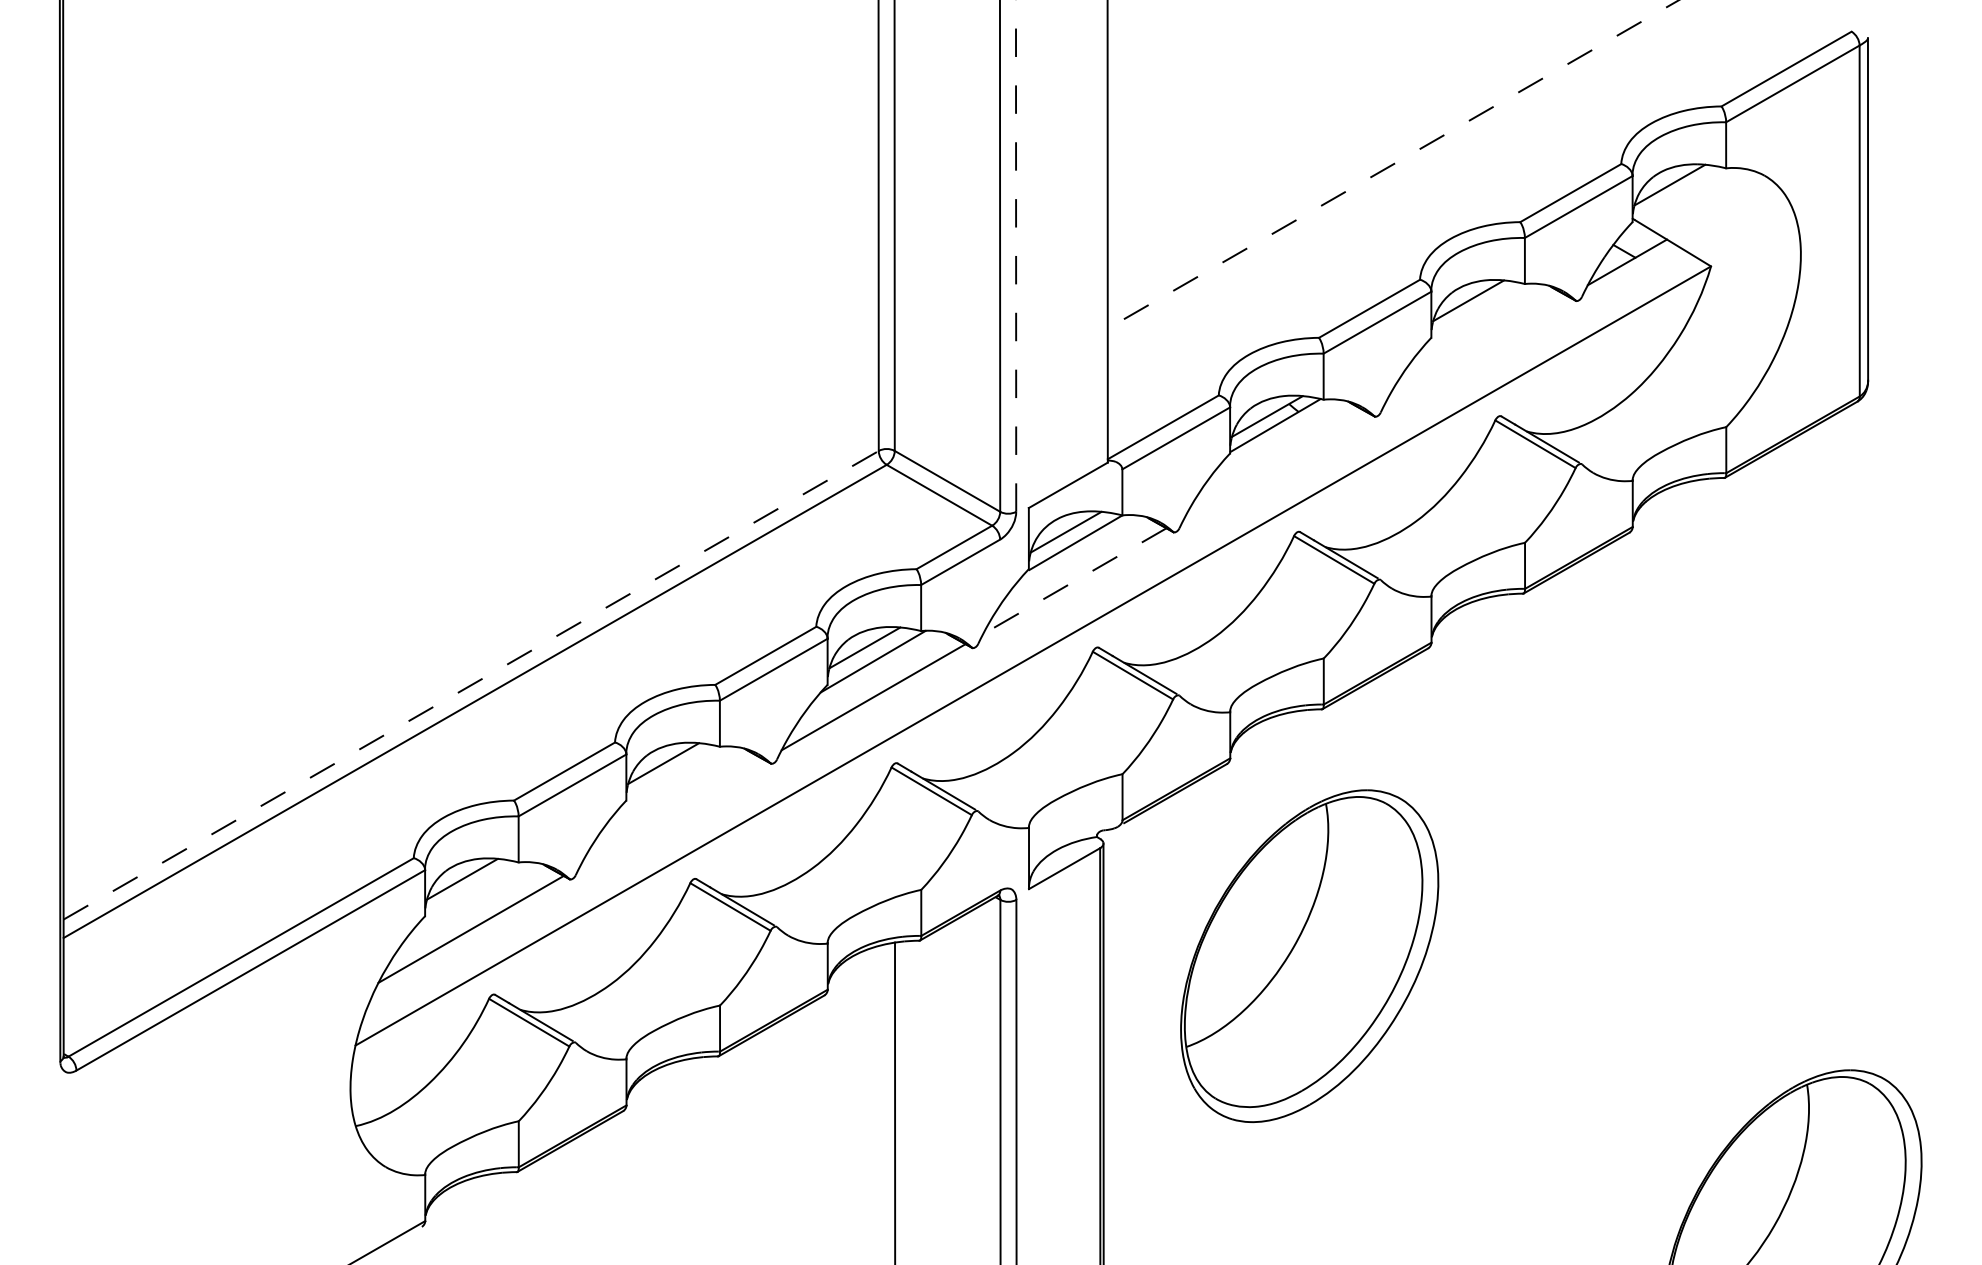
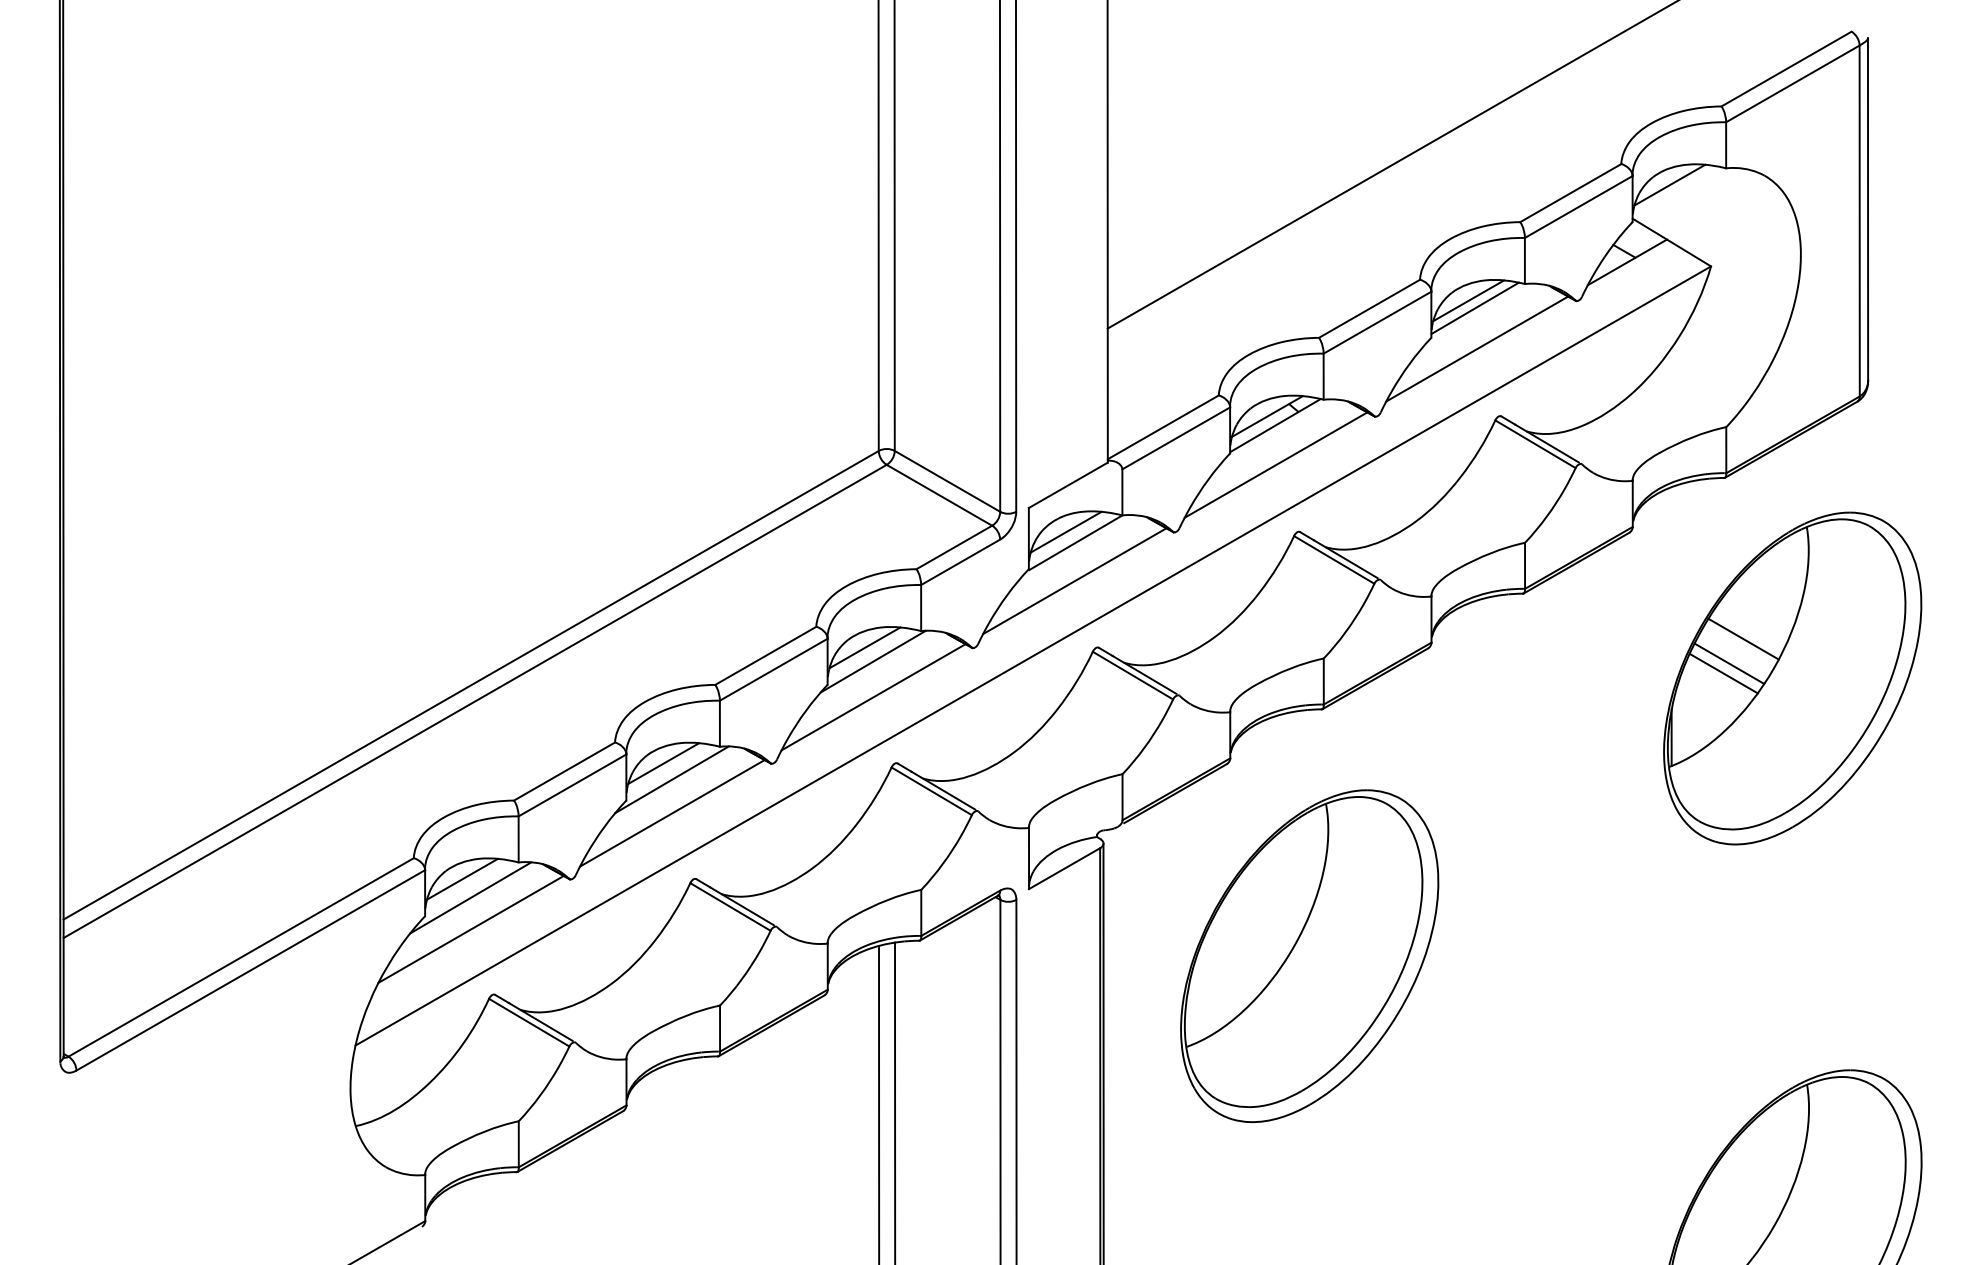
line: dashed -> solid (1392, 164)
line: dashed -> solid (1016, 255)
line: none -> present (1474, 308)
line: none -> present (1477, 348)
line: none -> present (1275, 464)
line: dashed -> solid (1074, 581)
part: none -> present (1792, 678)
line: dashed -> solid (471, 685)
line: none -> present (671, 779)
line: none -> present (672, 813)
line: none -> present (470, 897)
line: none -> present (879, 1103)
